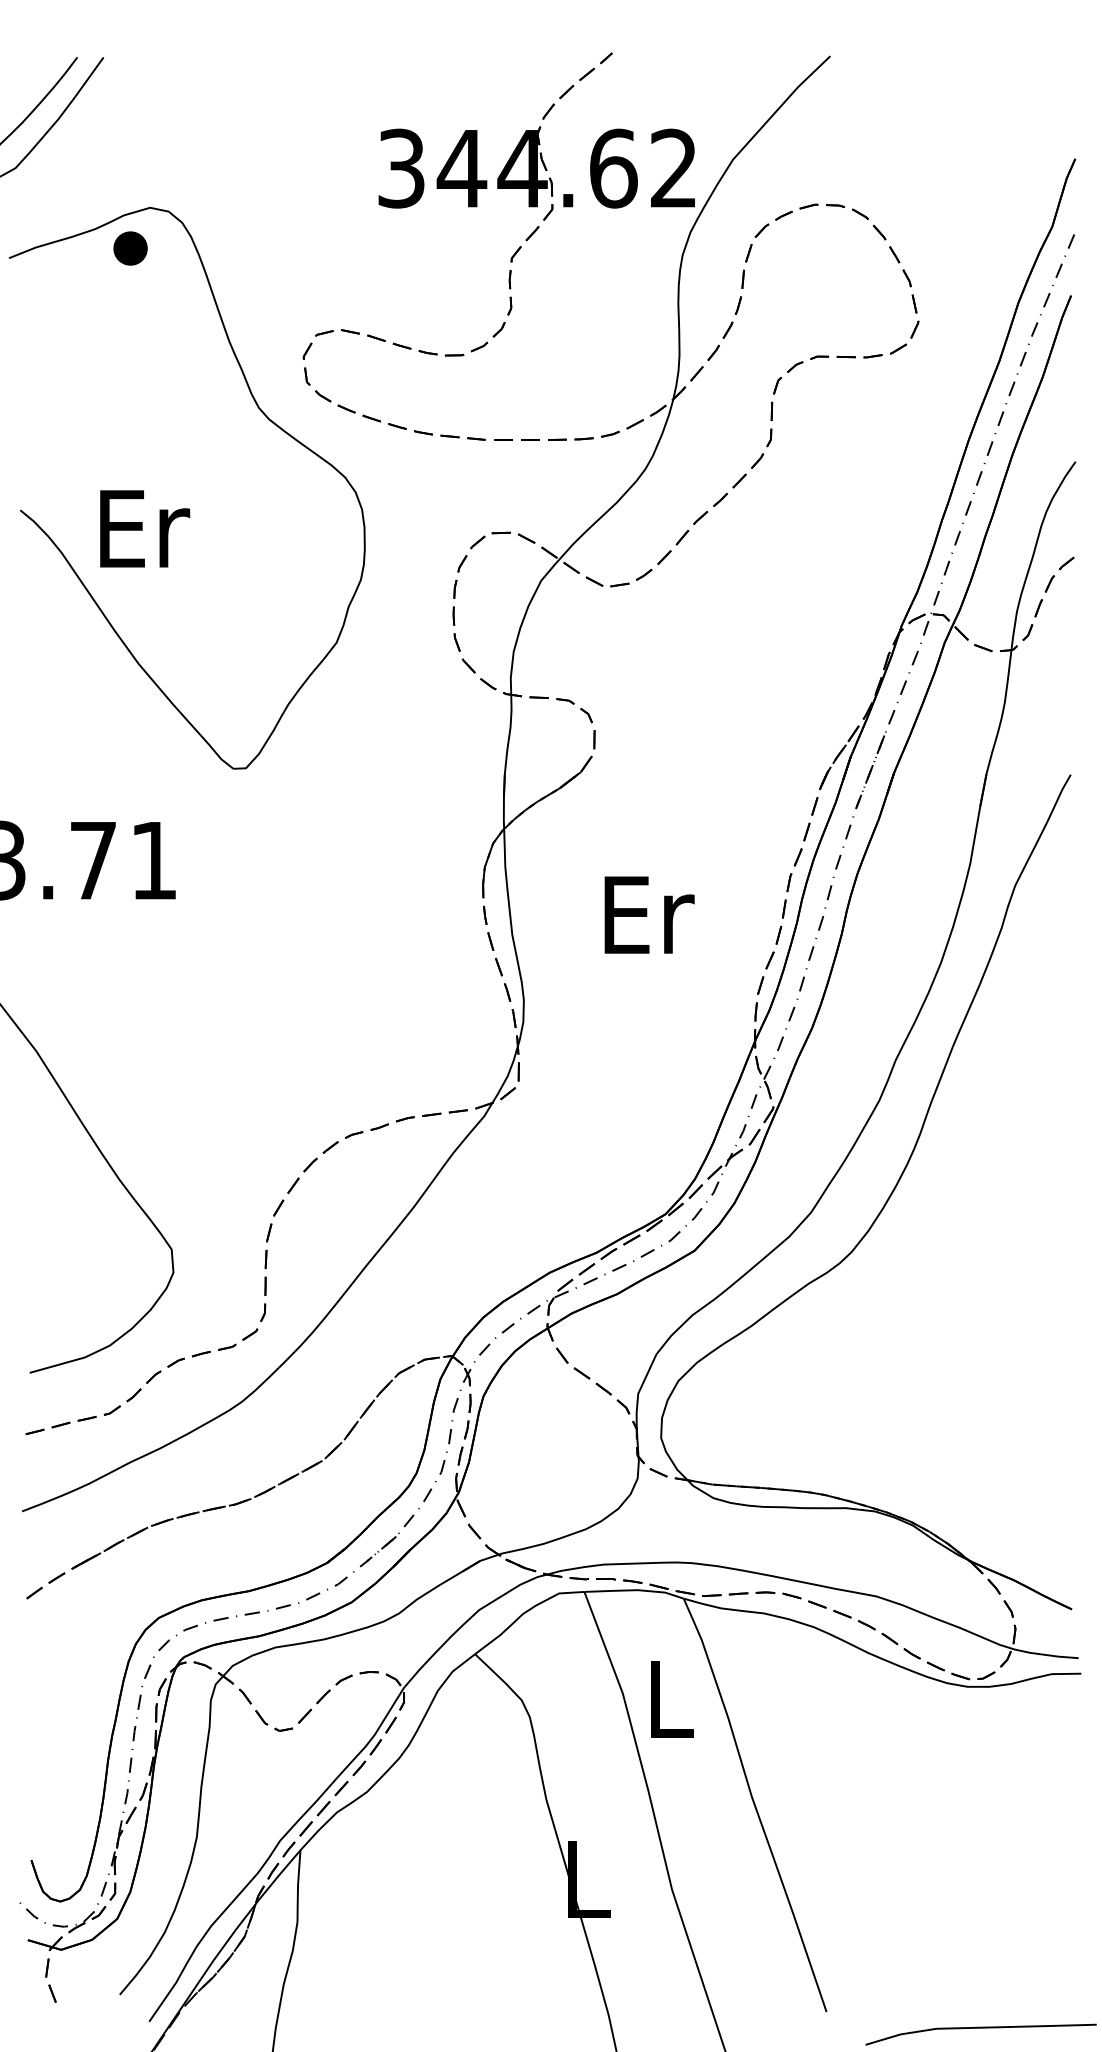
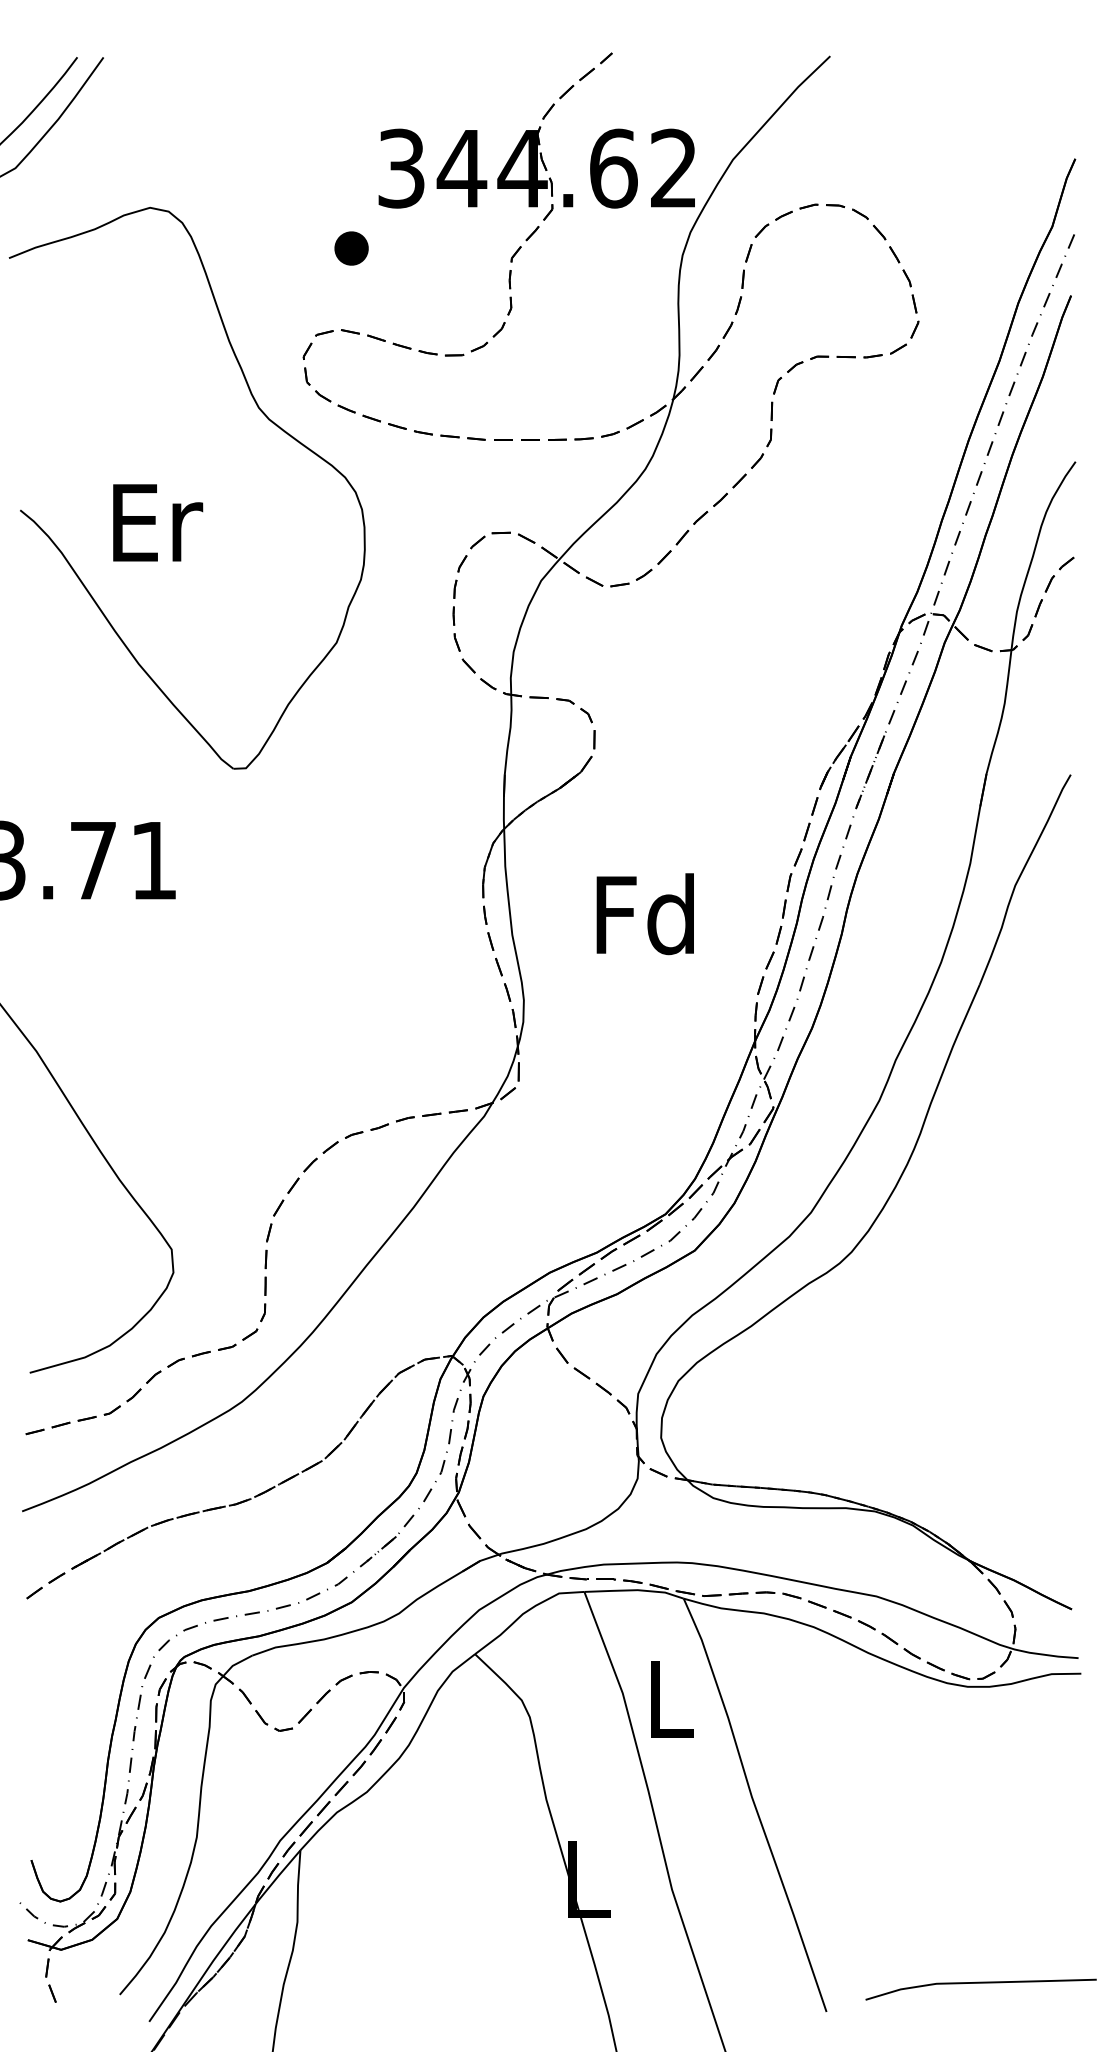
part position: (130, 248) -> (351, 248) (351, 248)
text position: (145, 528) -> (158, 522) (158, 522)
text: Er -> Fd (645, 914)
curve position: (980, 2028) -> (980, 1983) (980, 1983)
